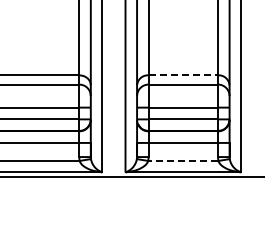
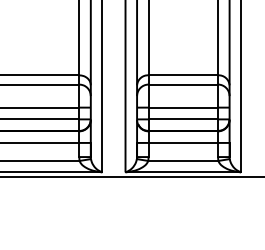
line: dashed -> solid (183, 75)
line: dashed -> solid (182, 160)
